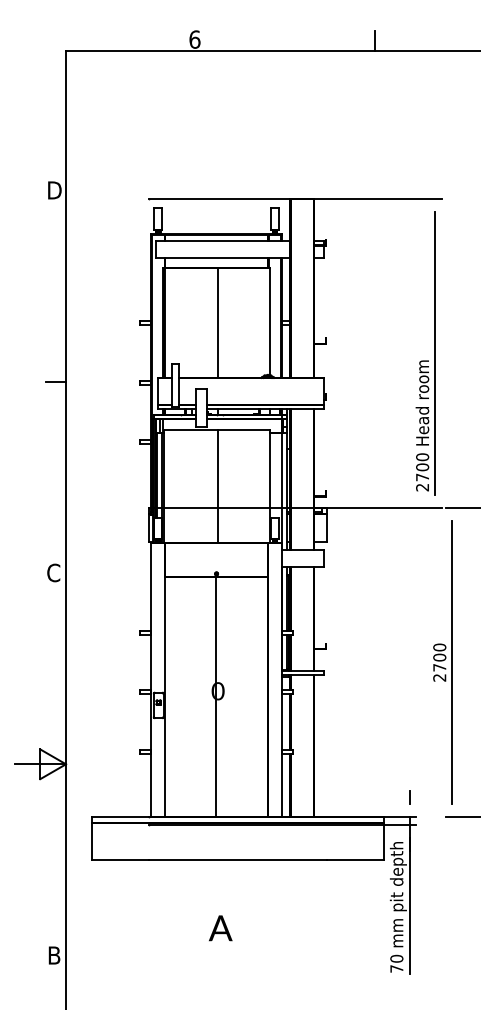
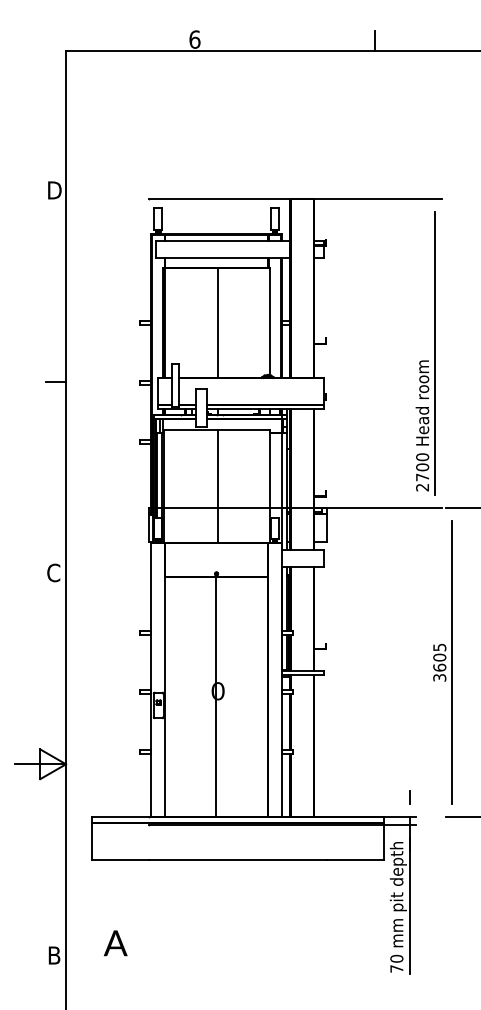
text: 2700 -> 3605 (439, 662)
text position: (220, 928) -> (115, 943) (115, 943)
